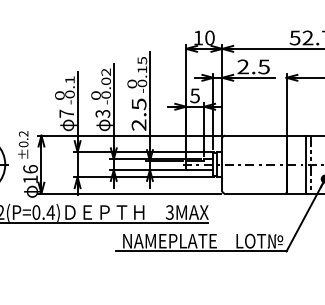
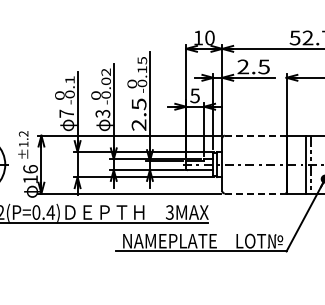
line: solid -> dashed (255, 135)
text: ±0.2 -> ±1.2 (23, 144)
line: solid -> dashed (255, 193)
